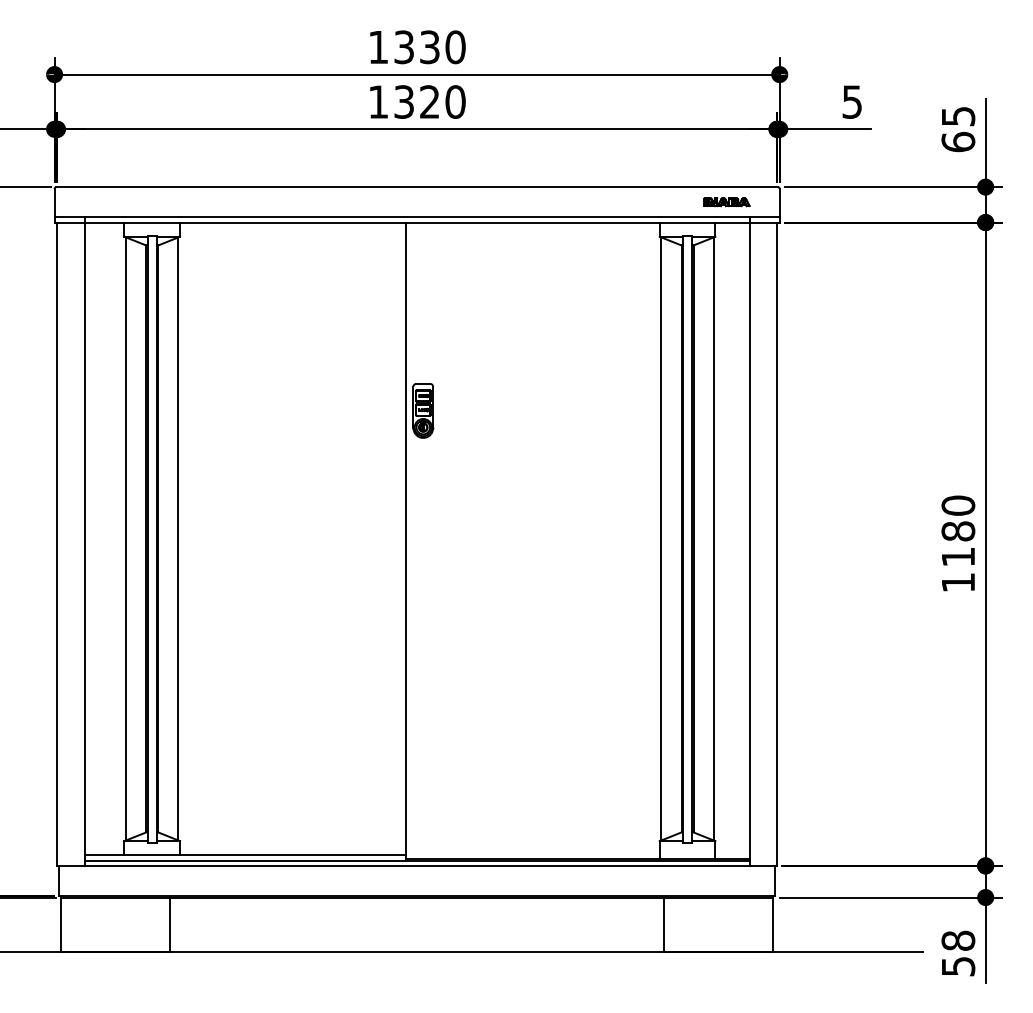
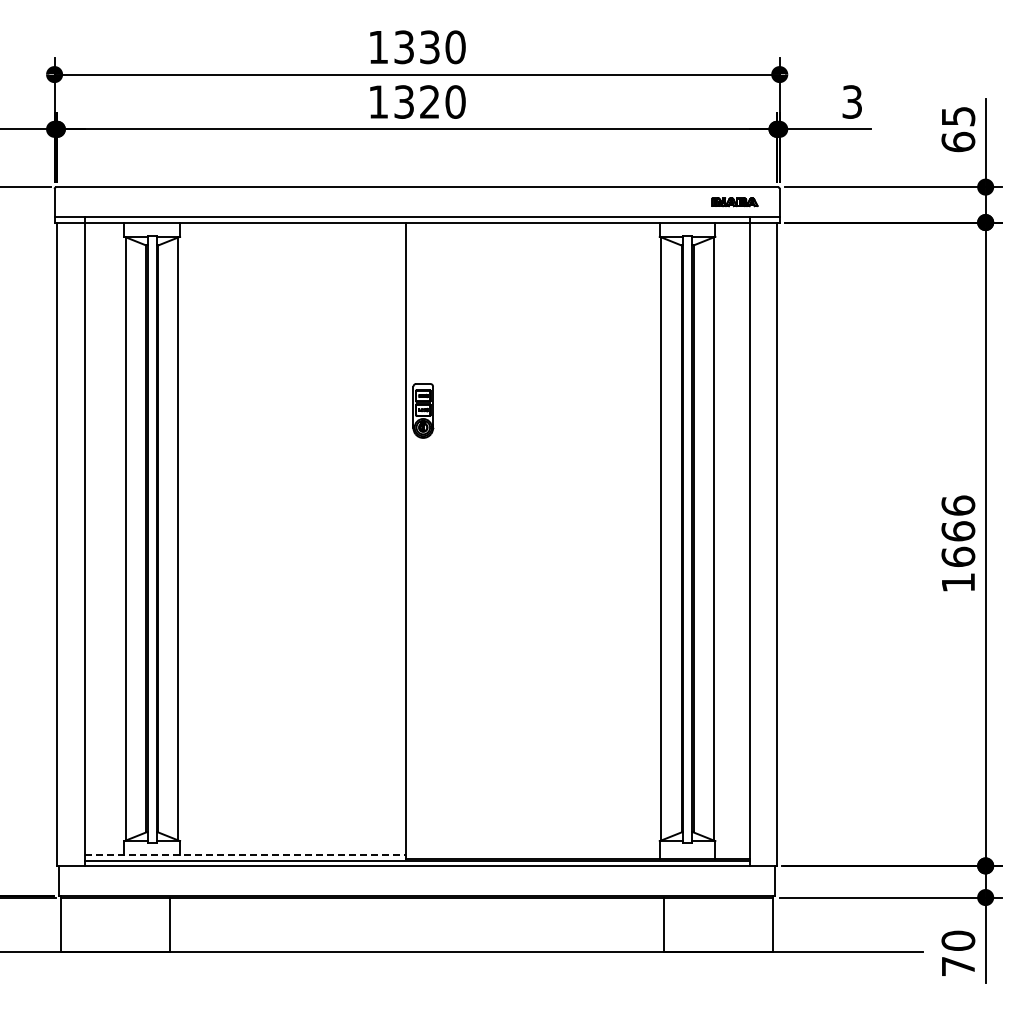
text: 5 -> 3 (852, 101)
part position: (726, 202) -> (734, 202) (734, 202)
text: 1180 -> 1666 (958, 530)
line: solid -> dashed (245, 854)
text: 58 -> 70 (958, 953)
